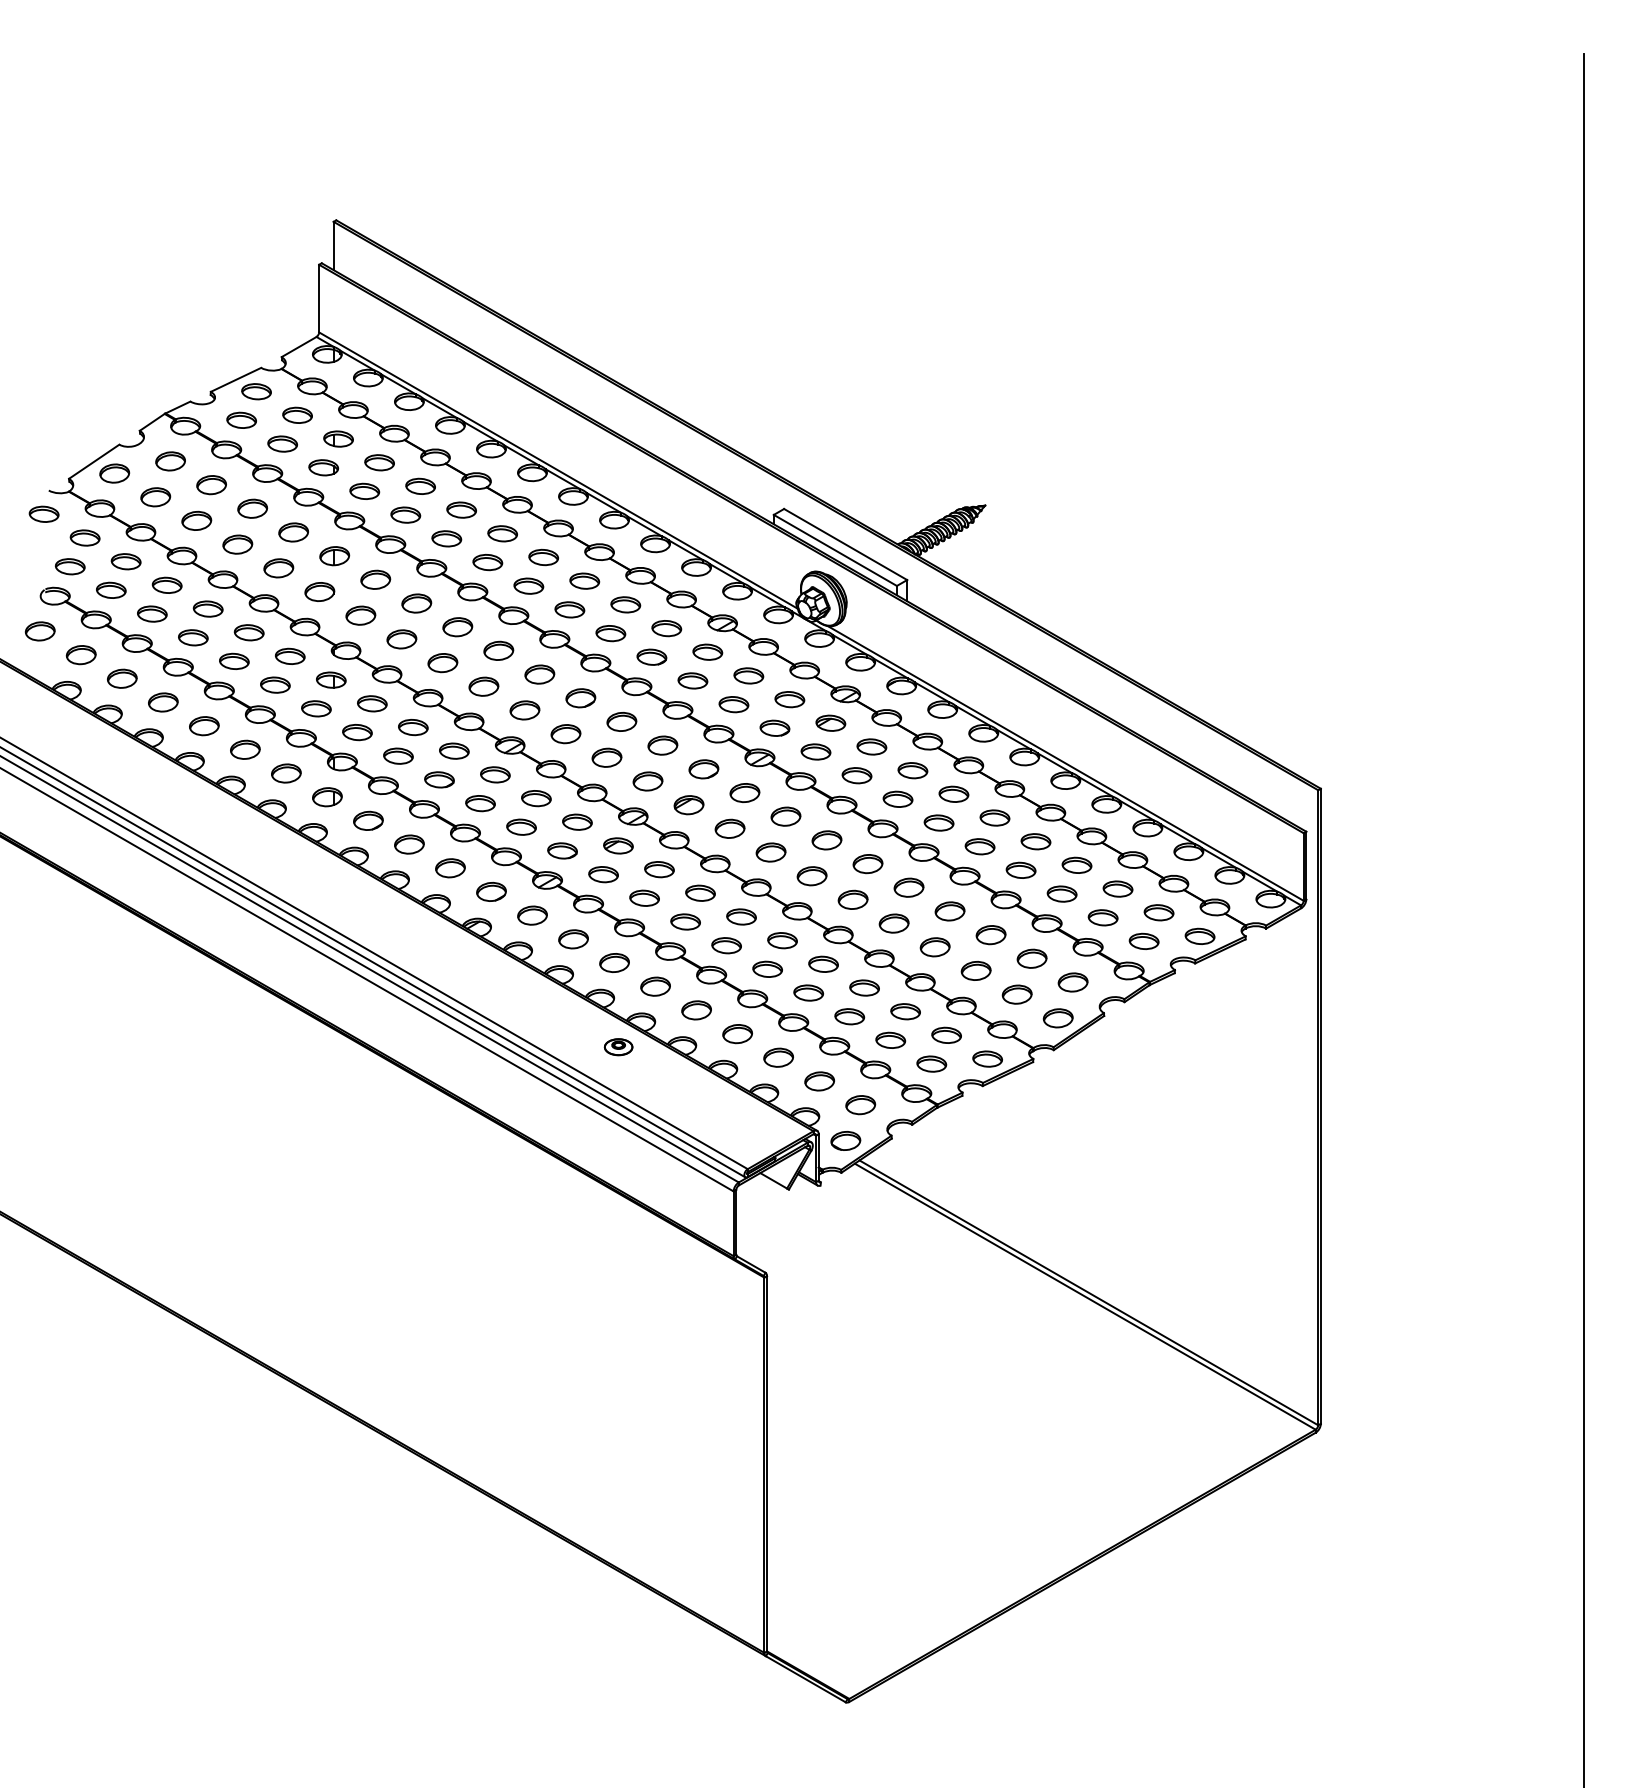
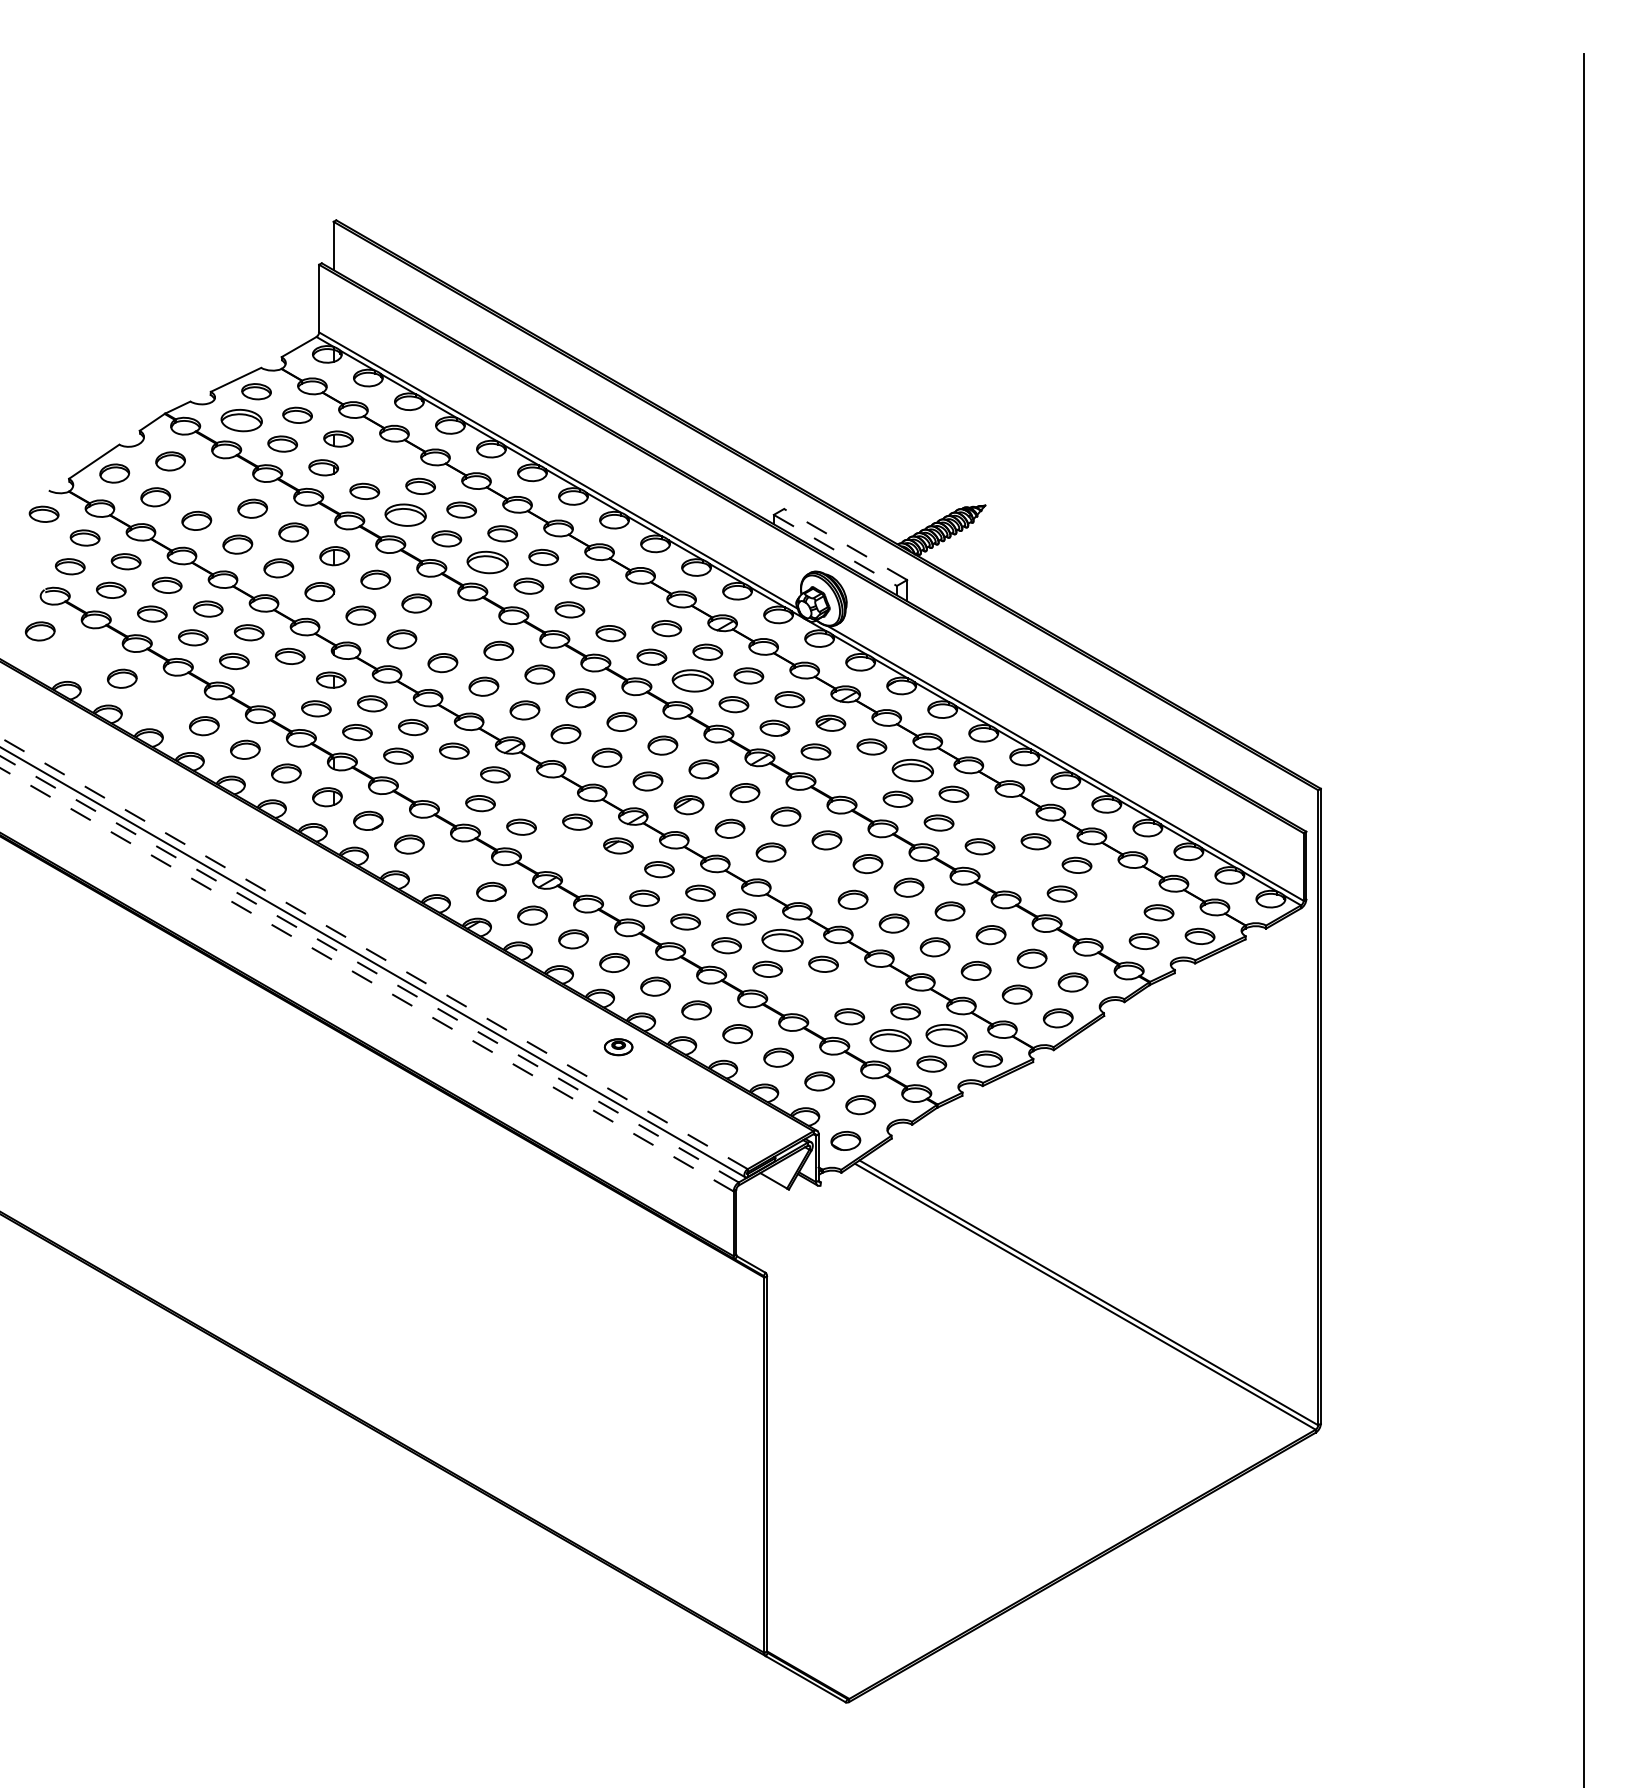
part size: 31x18 px -> 43x24 px (241, 420)
part: present -> none (379, 462)
part: present -> none (211, 485)
part size: 32x18 px -> 43x24 px (405, 514)
line: solid -> dashed (845, 544)
line: solid -> dashed (835, 550)
part size: 32x19 px -> 43x25 px (487, 562)
part: present -> none (625, 604)
part: present -> none (457, 627)
part: present -> none (80, 655)
part size: 32x18 px -> 43x24 px (692, 680)
part: present -> none (275, 684)
part: present -> none (163, 702)
part size: 32x18 px -> 43x25 px (912, 770)
part: present -> none (856, 775)
part: present -> none (439, 779)
part: present -> none (536, 798)
part: present -> none (994, 817)
part: present -> none (562, 850)
part: present -> none (450, 868)
part: present -> none (1020, 869)
part: present -> none (603, 874)
part: present -> none (811, 876)
part: present -> none (1117, 888)
part: present -> none (1102, 917)
part size: 31x18 px -> 43x25 px (782, 940)
line: solid -> dashed (374, 953)
line: solid -> dashed (369, 969)
line: solid -> dashed (367, 979)
part: present -> none (864, 987)
part: present -> none (808, 992)
part size: 31x18 px -> 43x24 px (946, 1035)
part size: 32x18 px -> 43x24 px (890, 1040)
